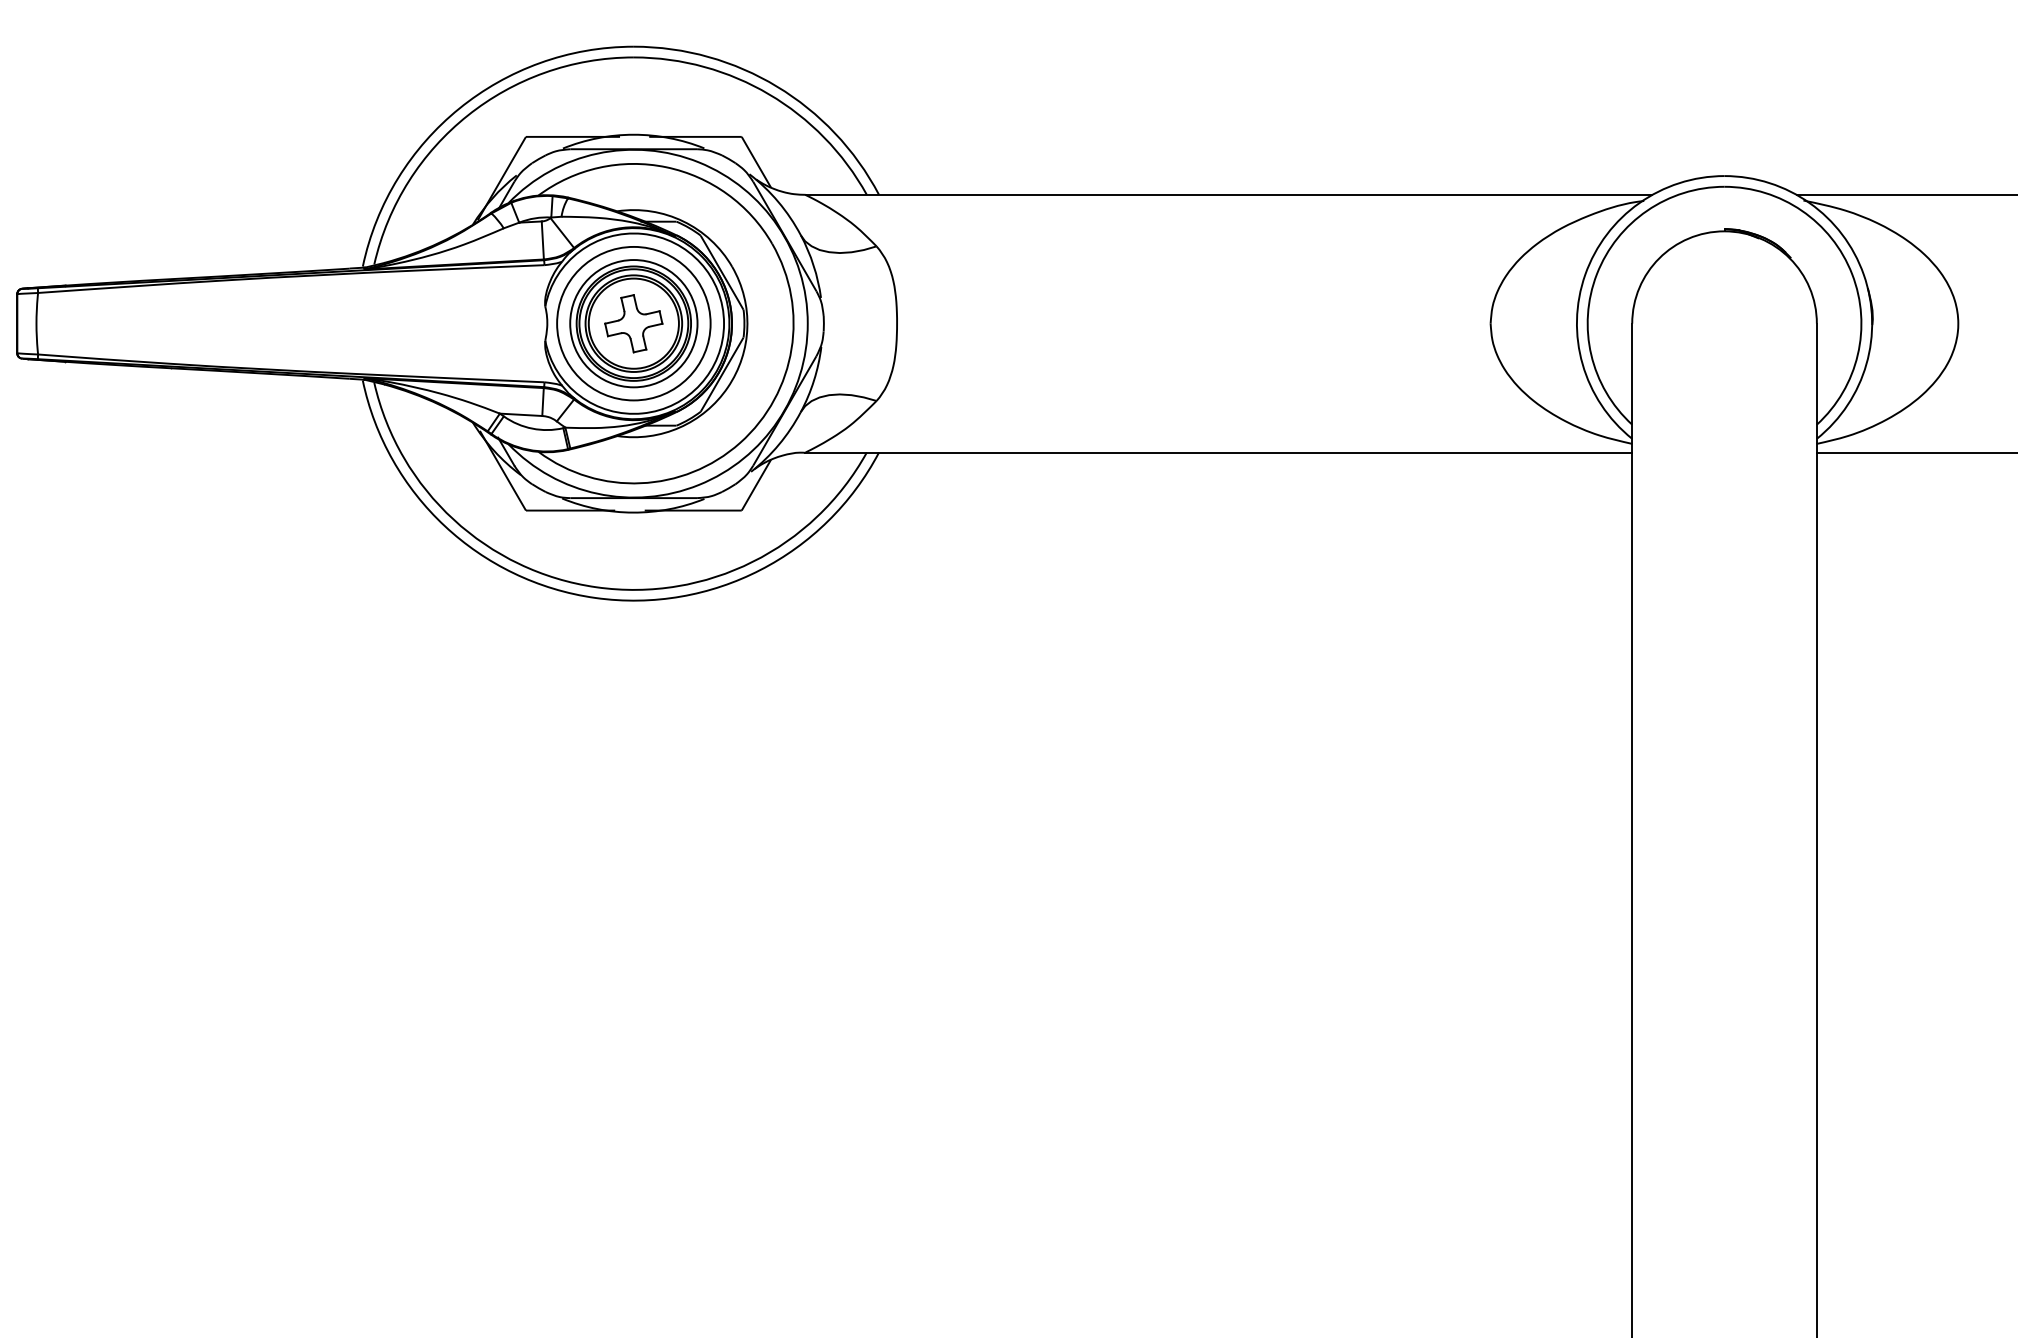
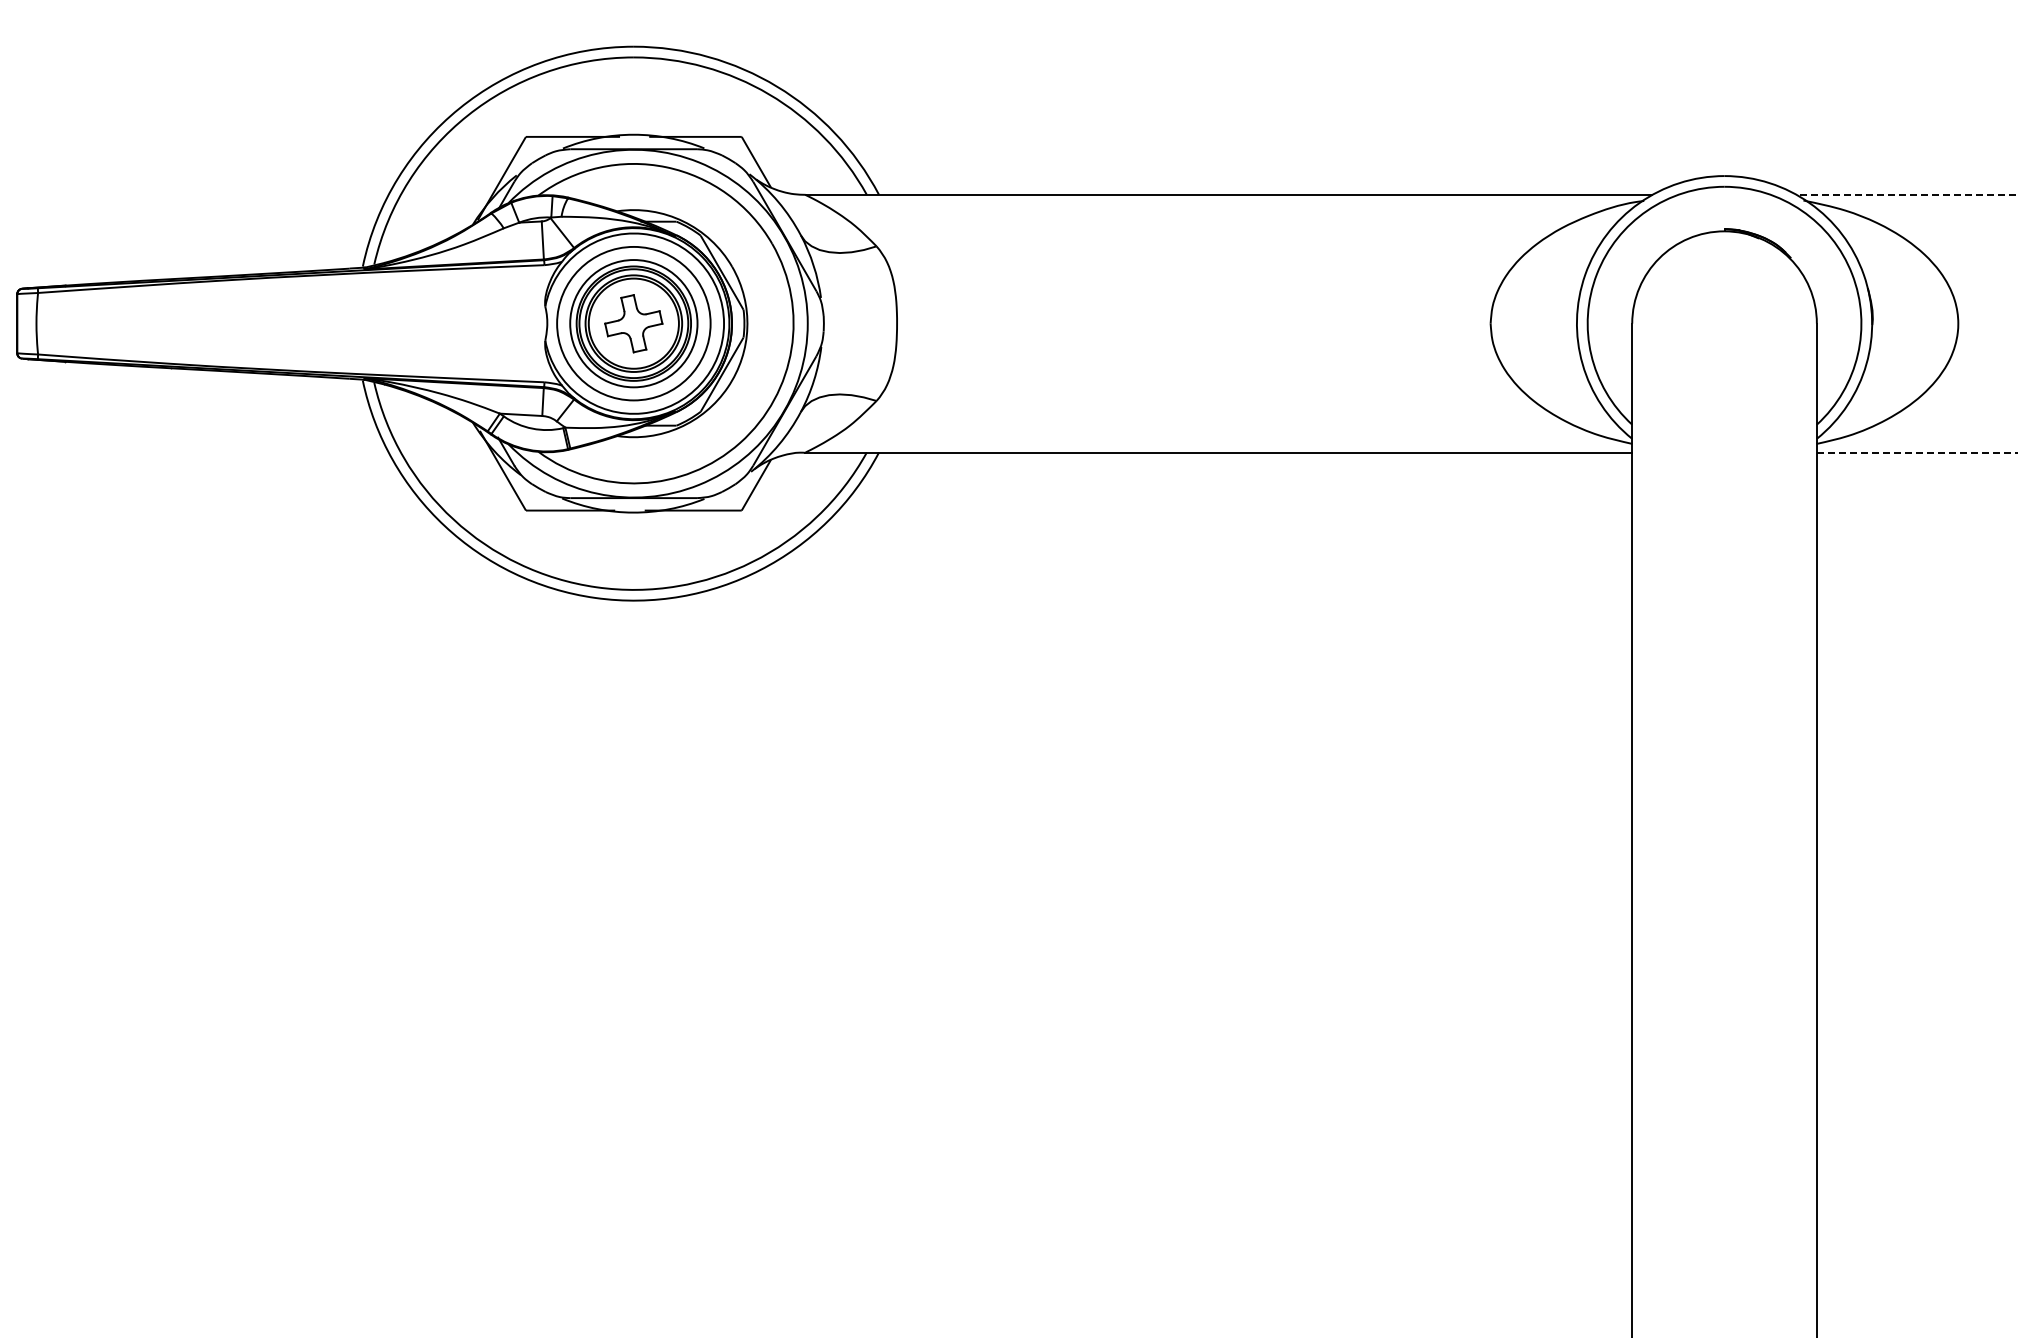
line: solid -> dashed (1906, 194)
line: solid -> dashed (1917, 452)
